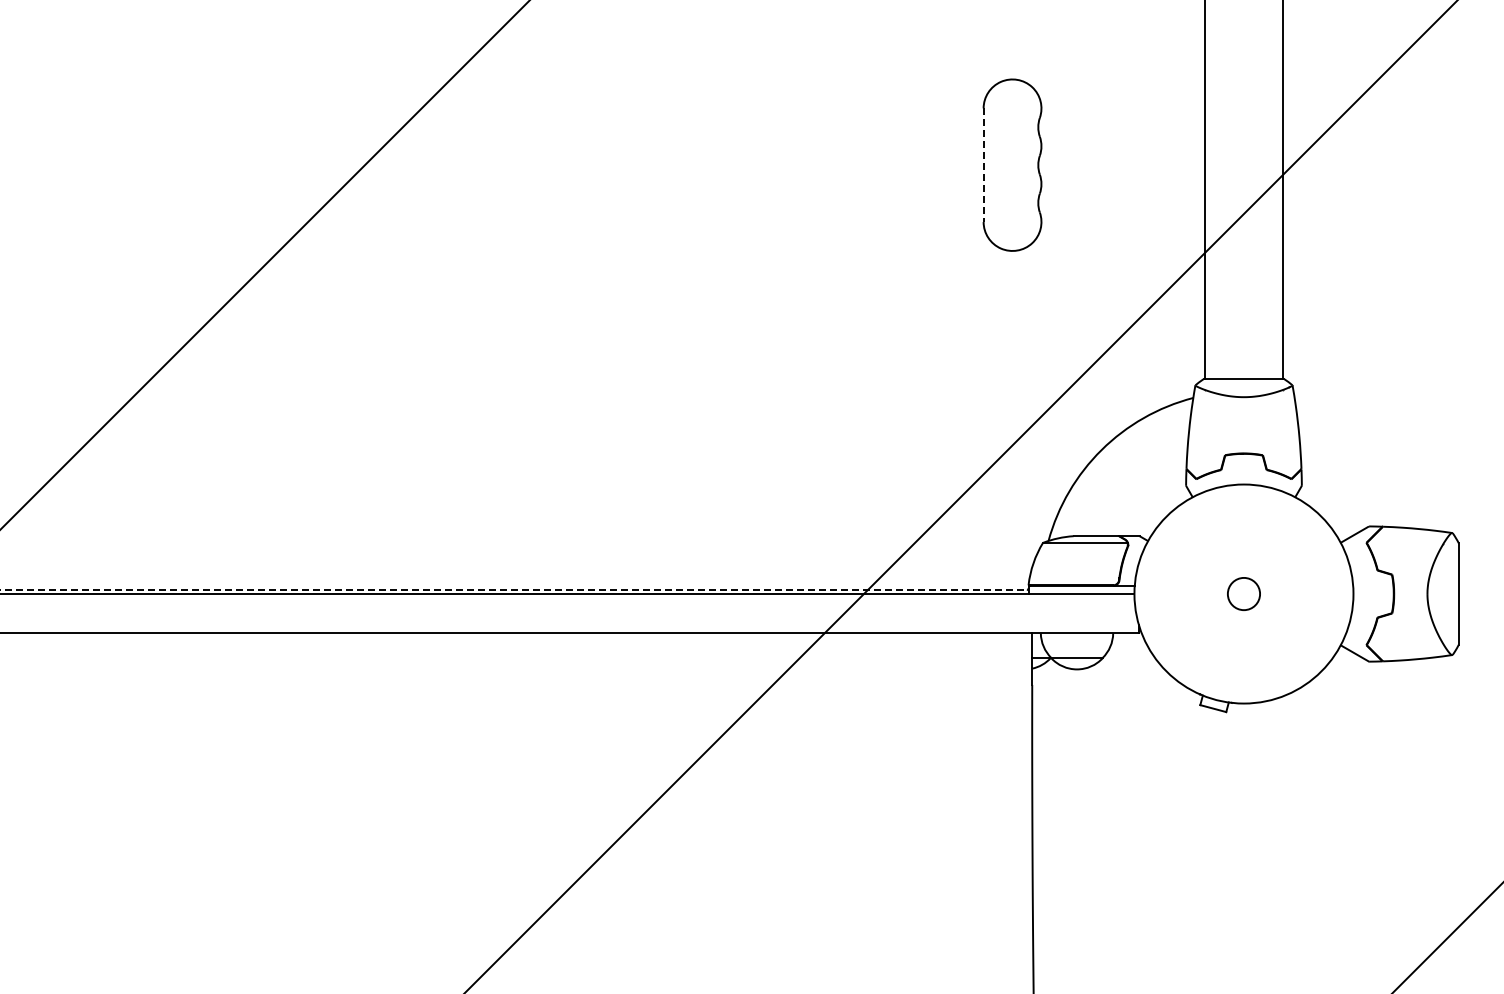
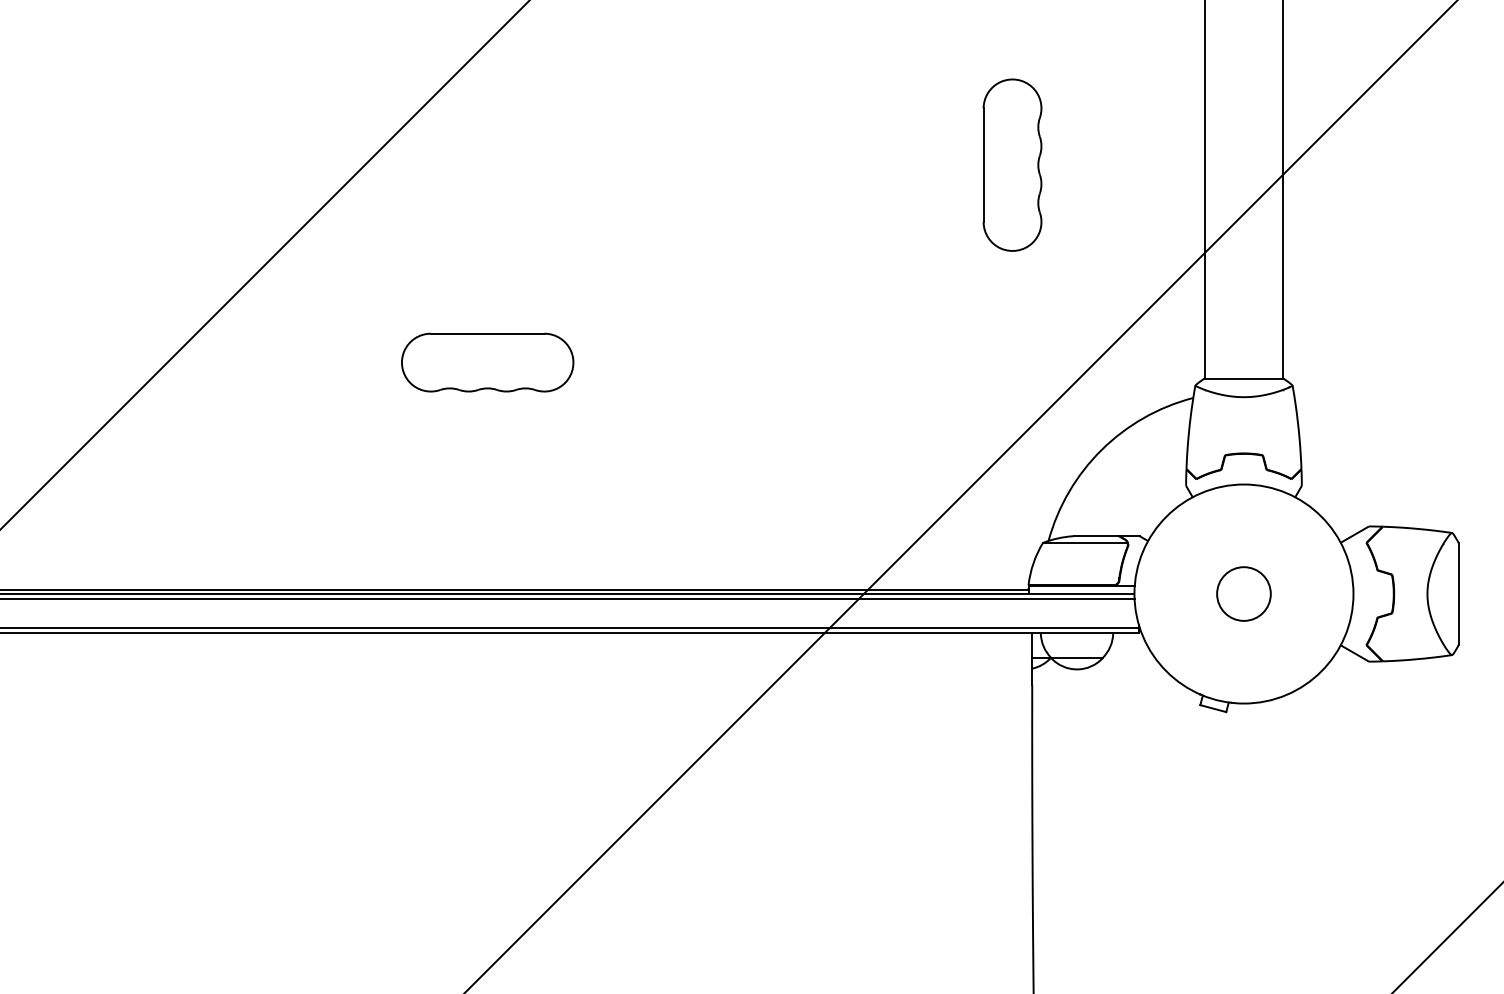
line: dashed -> solid (983, 165)
part: none -> present (487, 362)
line: dashed -> solid (514, 589)
circle diameter: 32 px -> 54 px (1243, 593)
line: none -> present (568, 599)
line: none -> present (570, 628)
